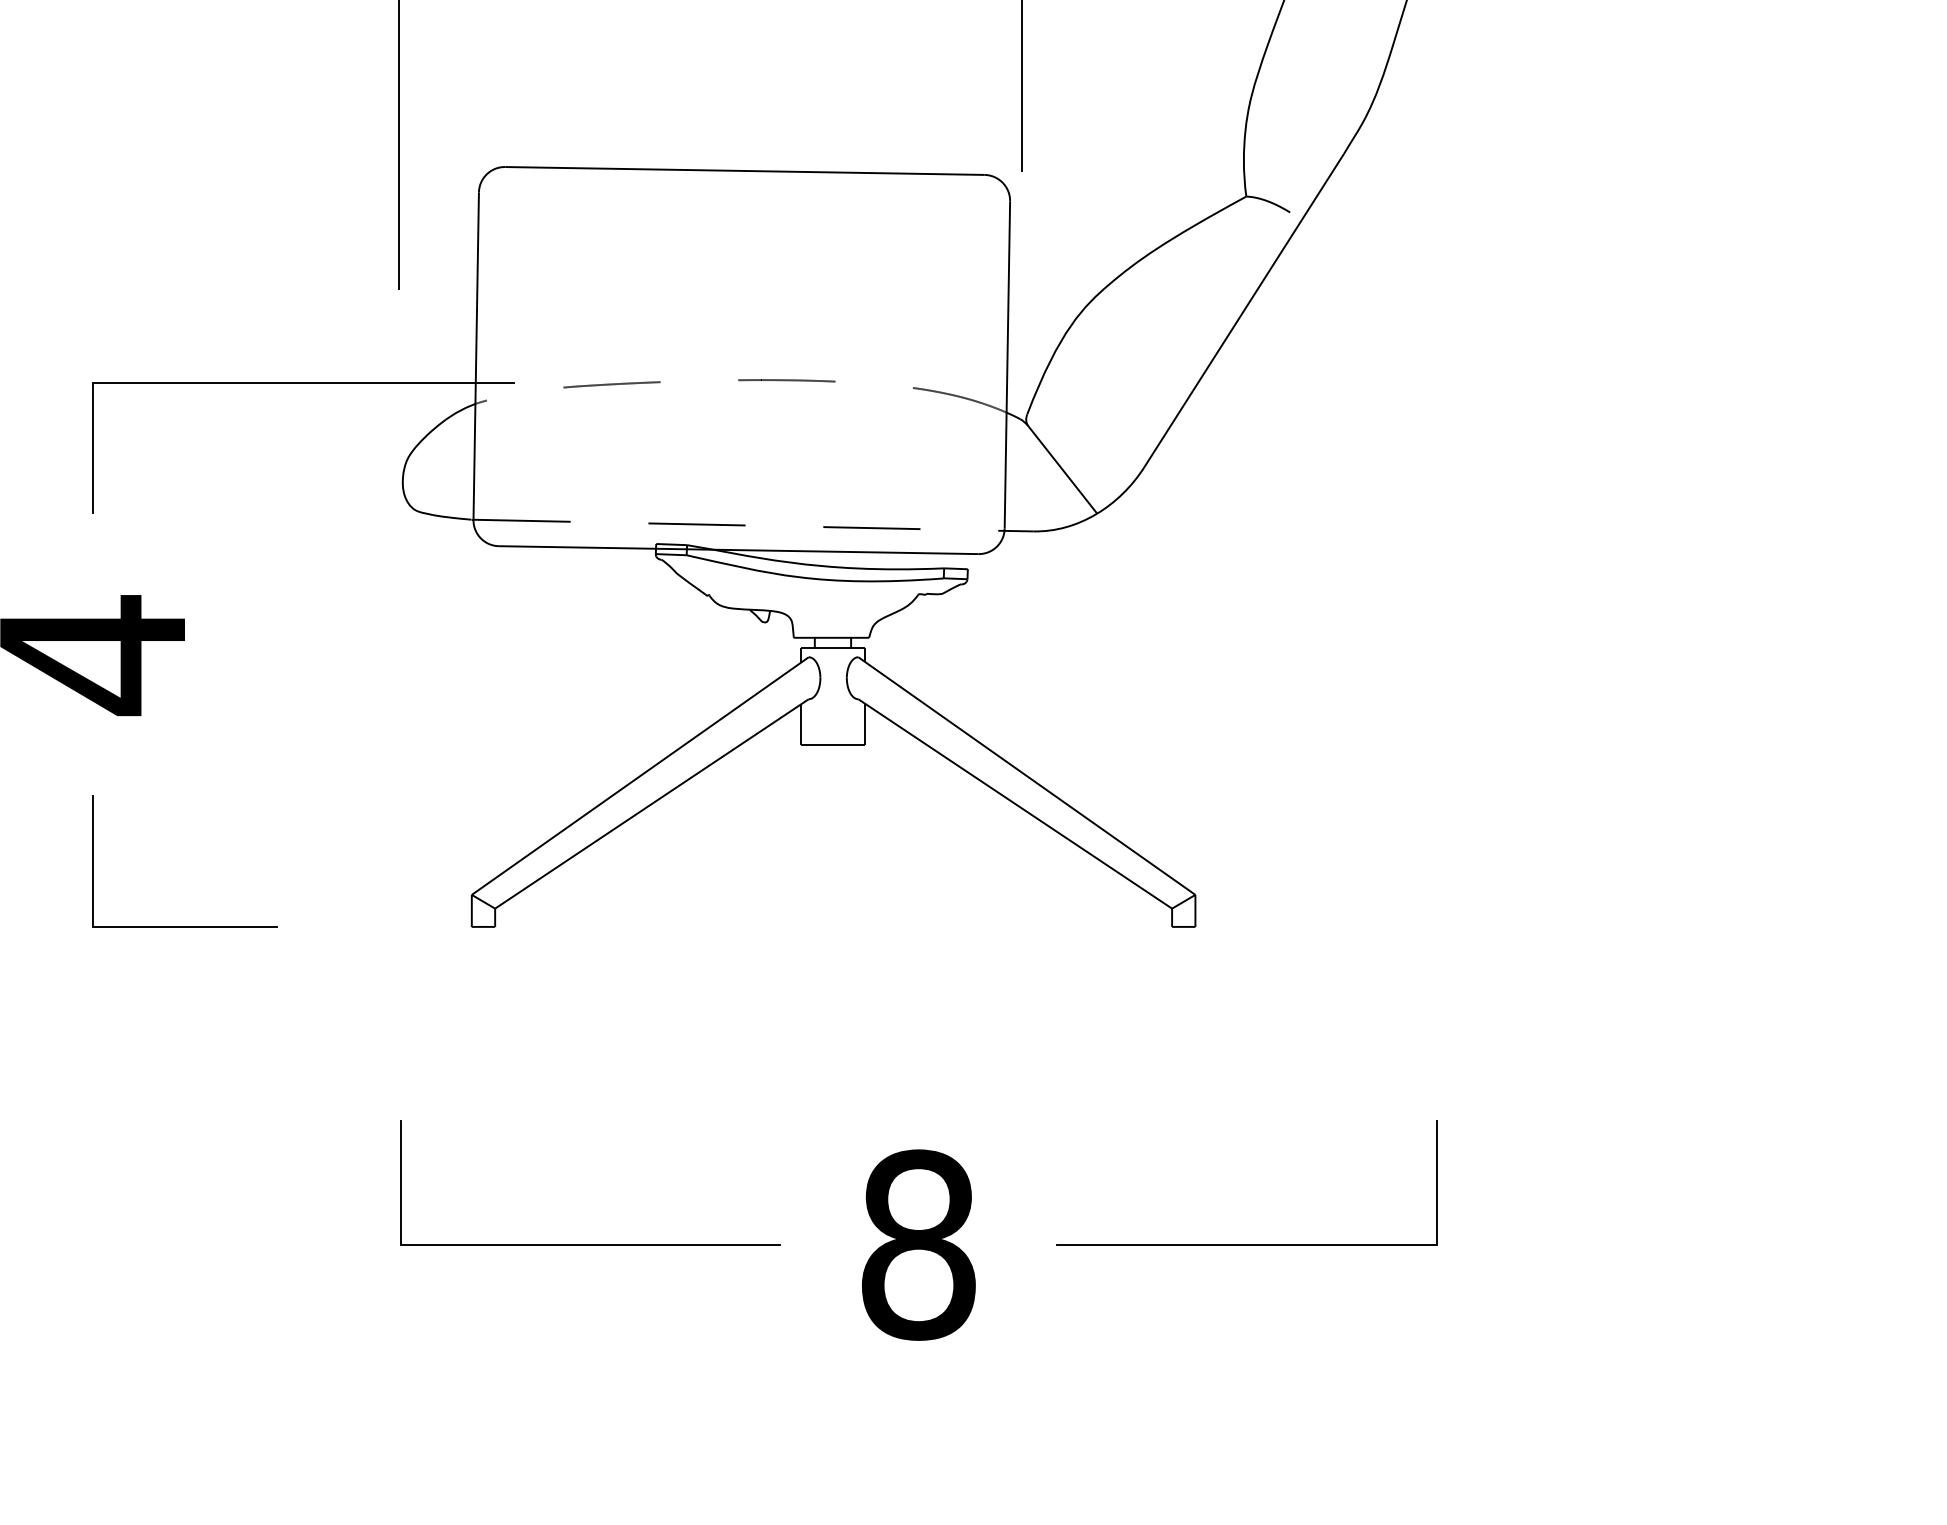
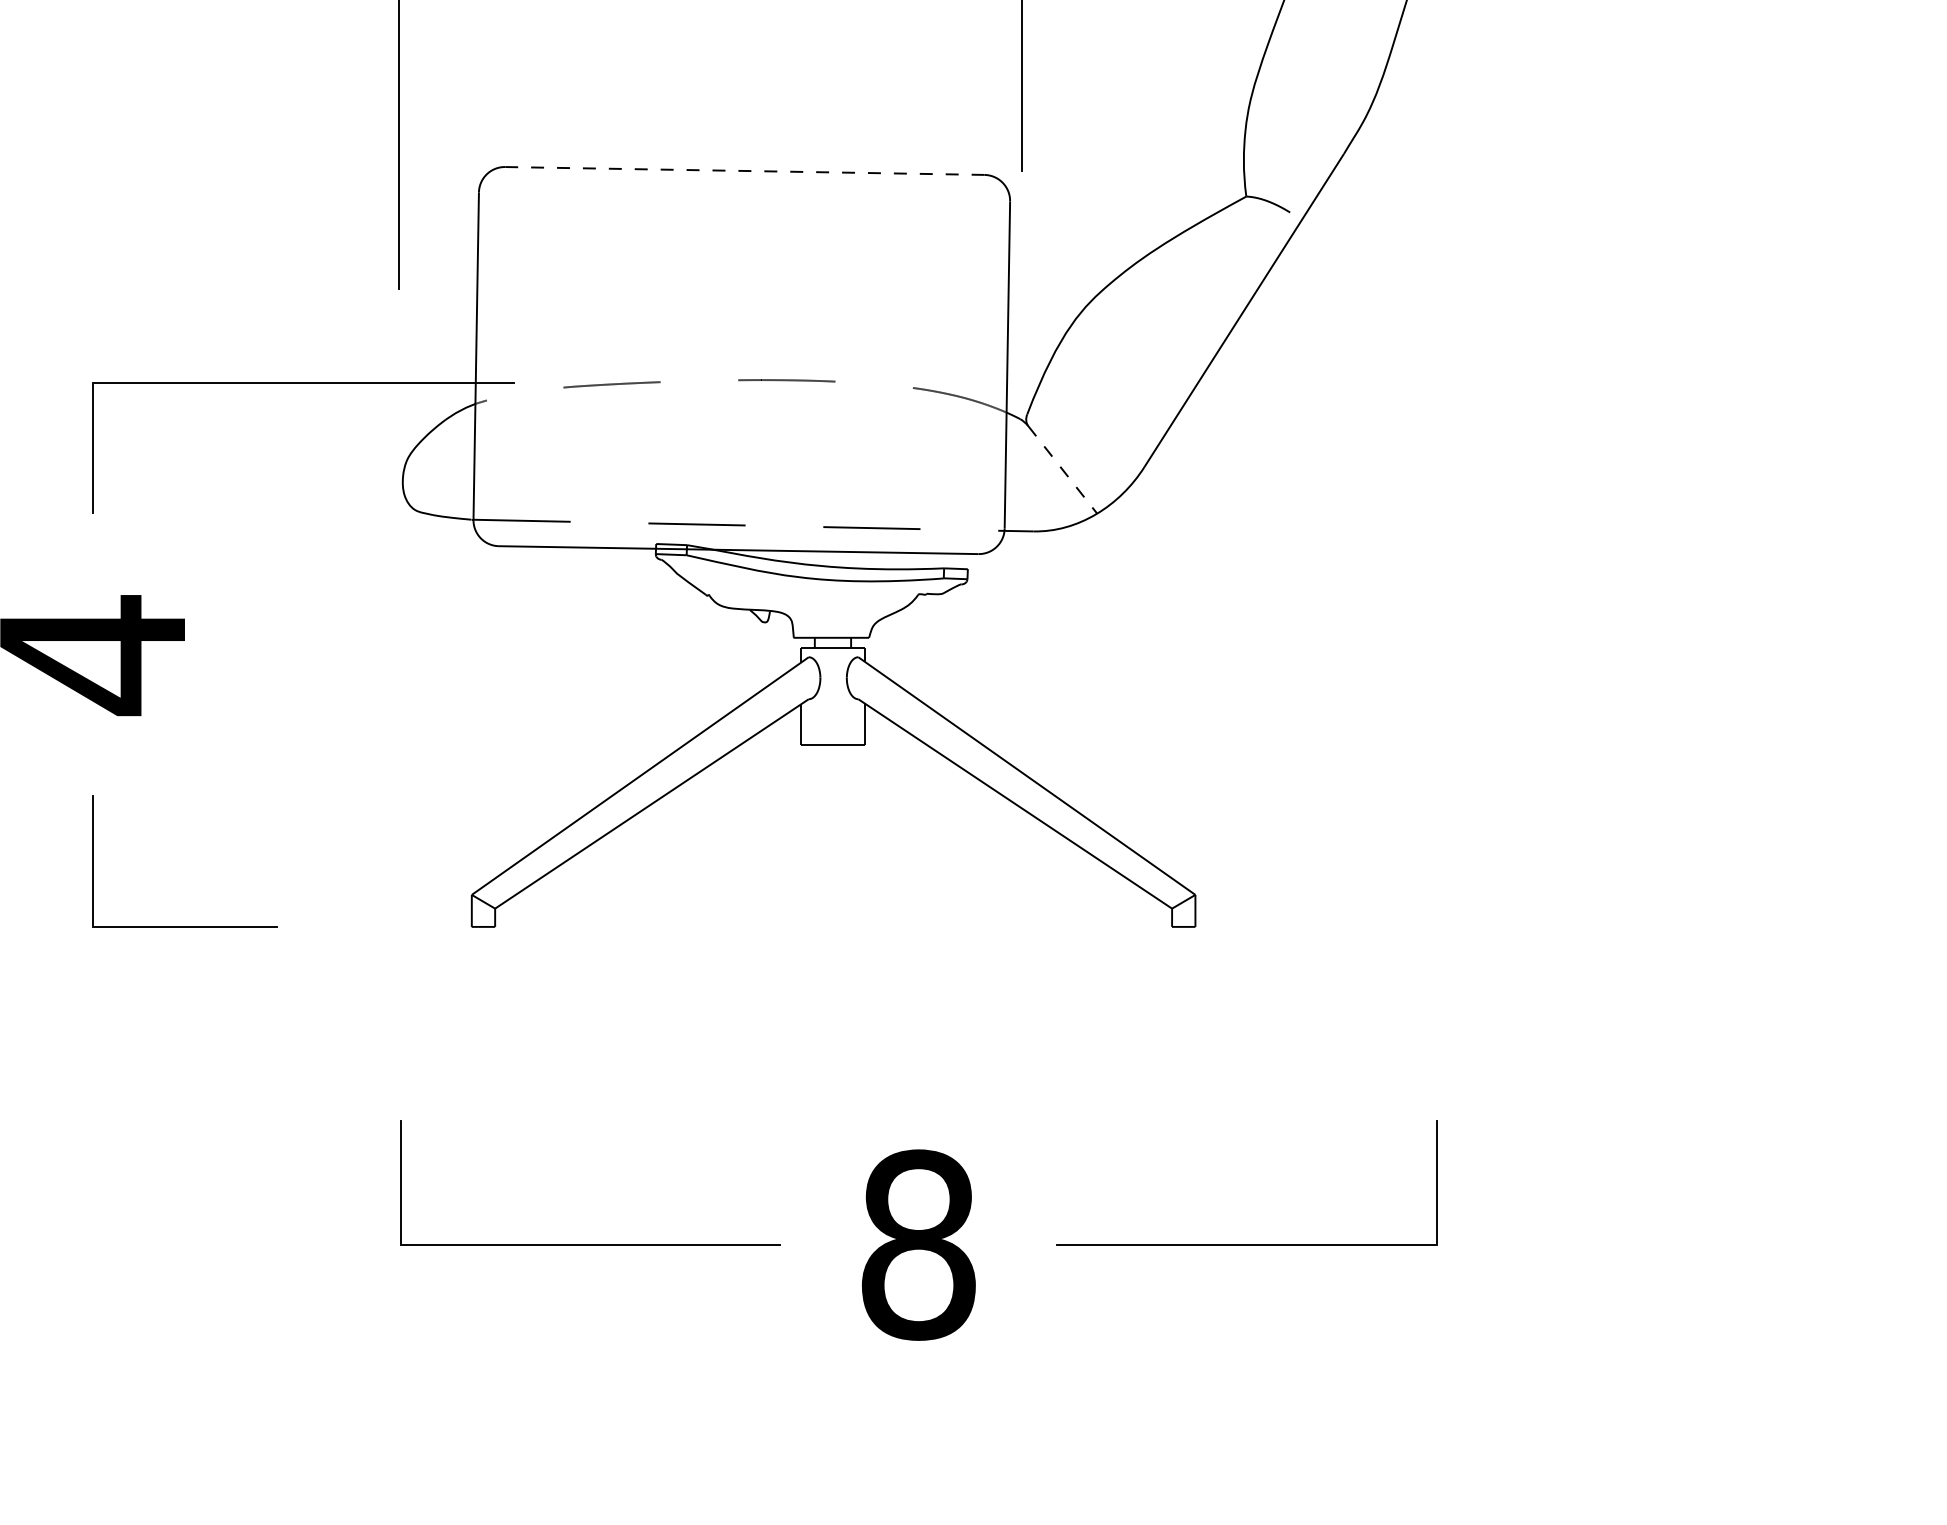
line: solid -> dashed (744, 170)
line: solid -> dashed (1062, 469)
